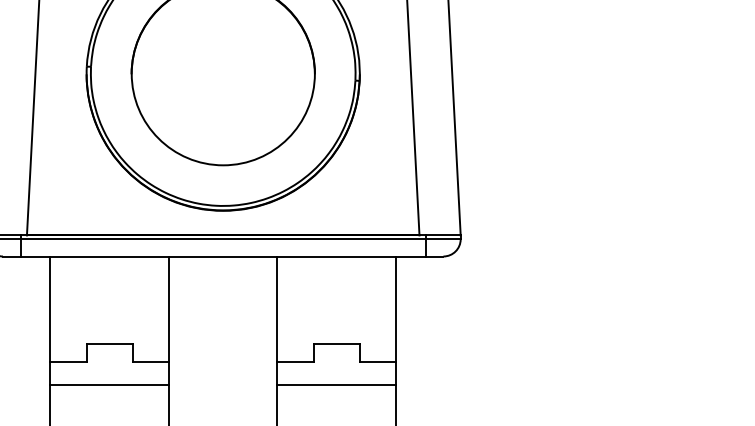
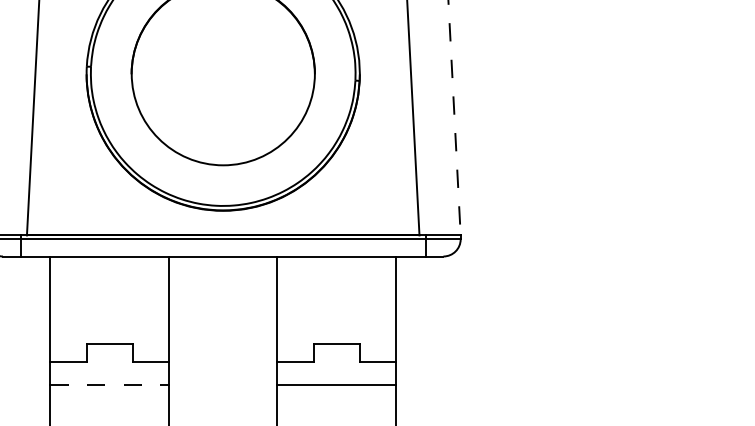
line: solid -> dashed (454, 117)
line: solid -> dashed (109, 384)
